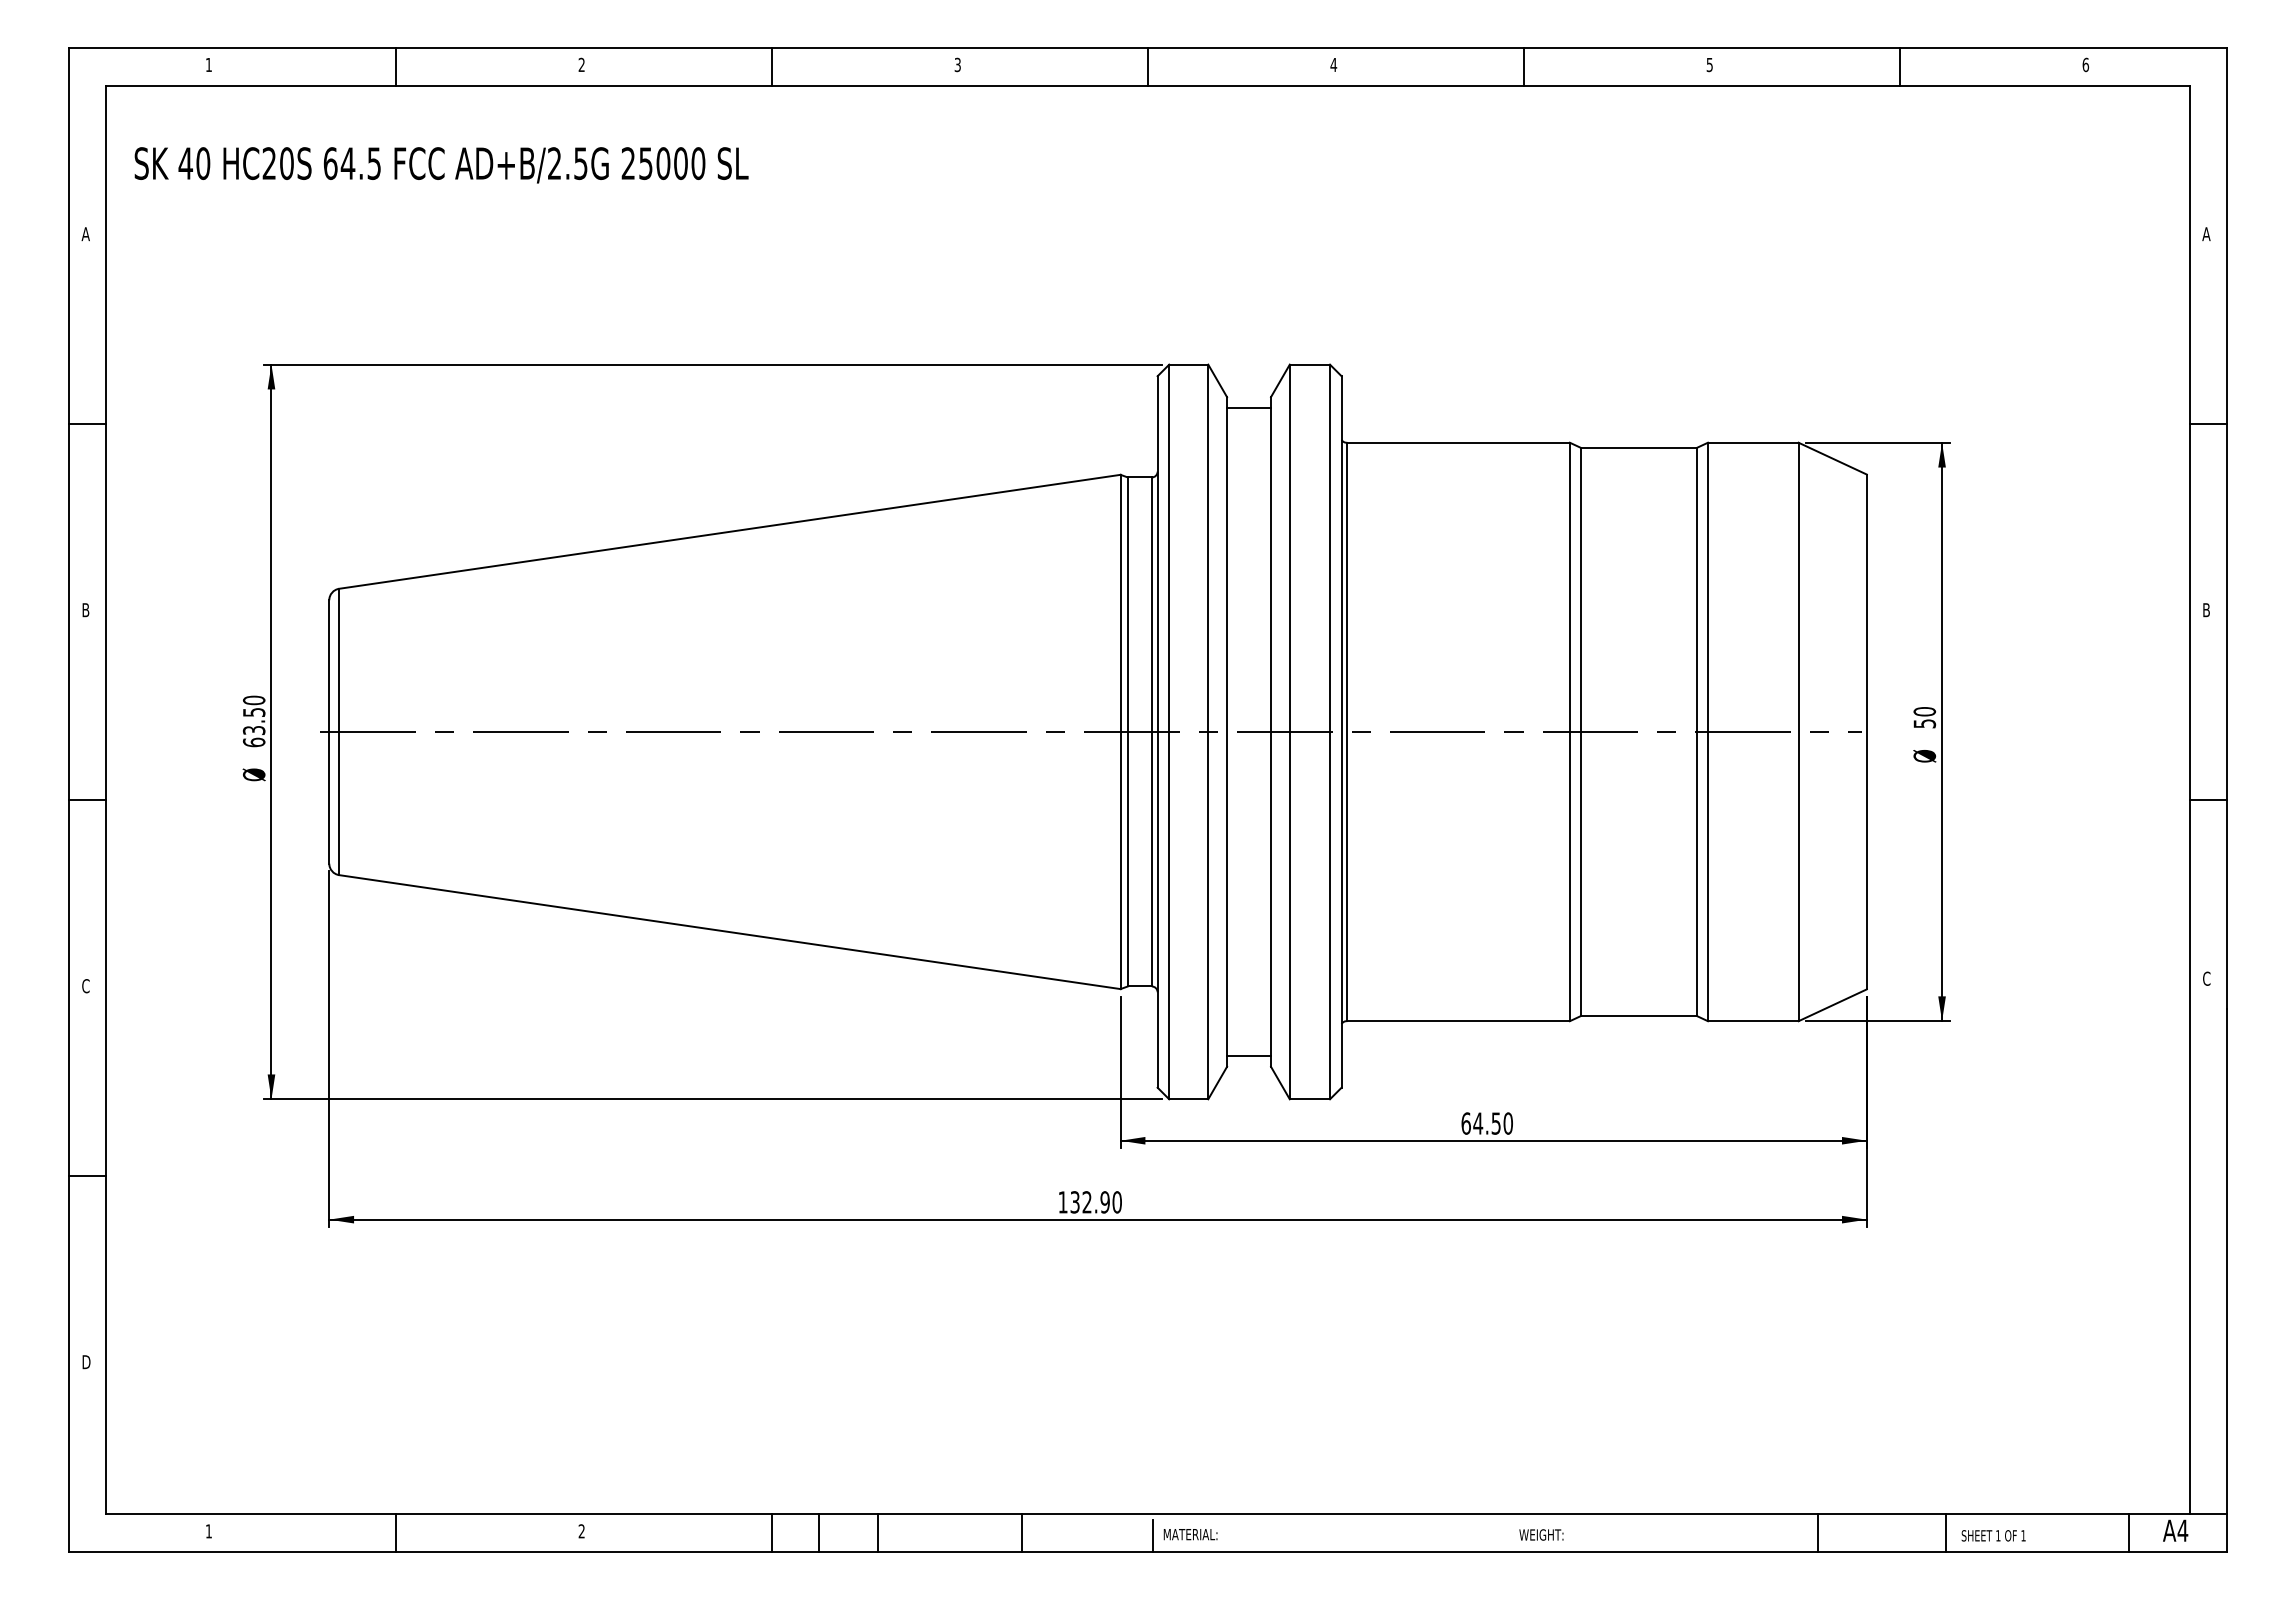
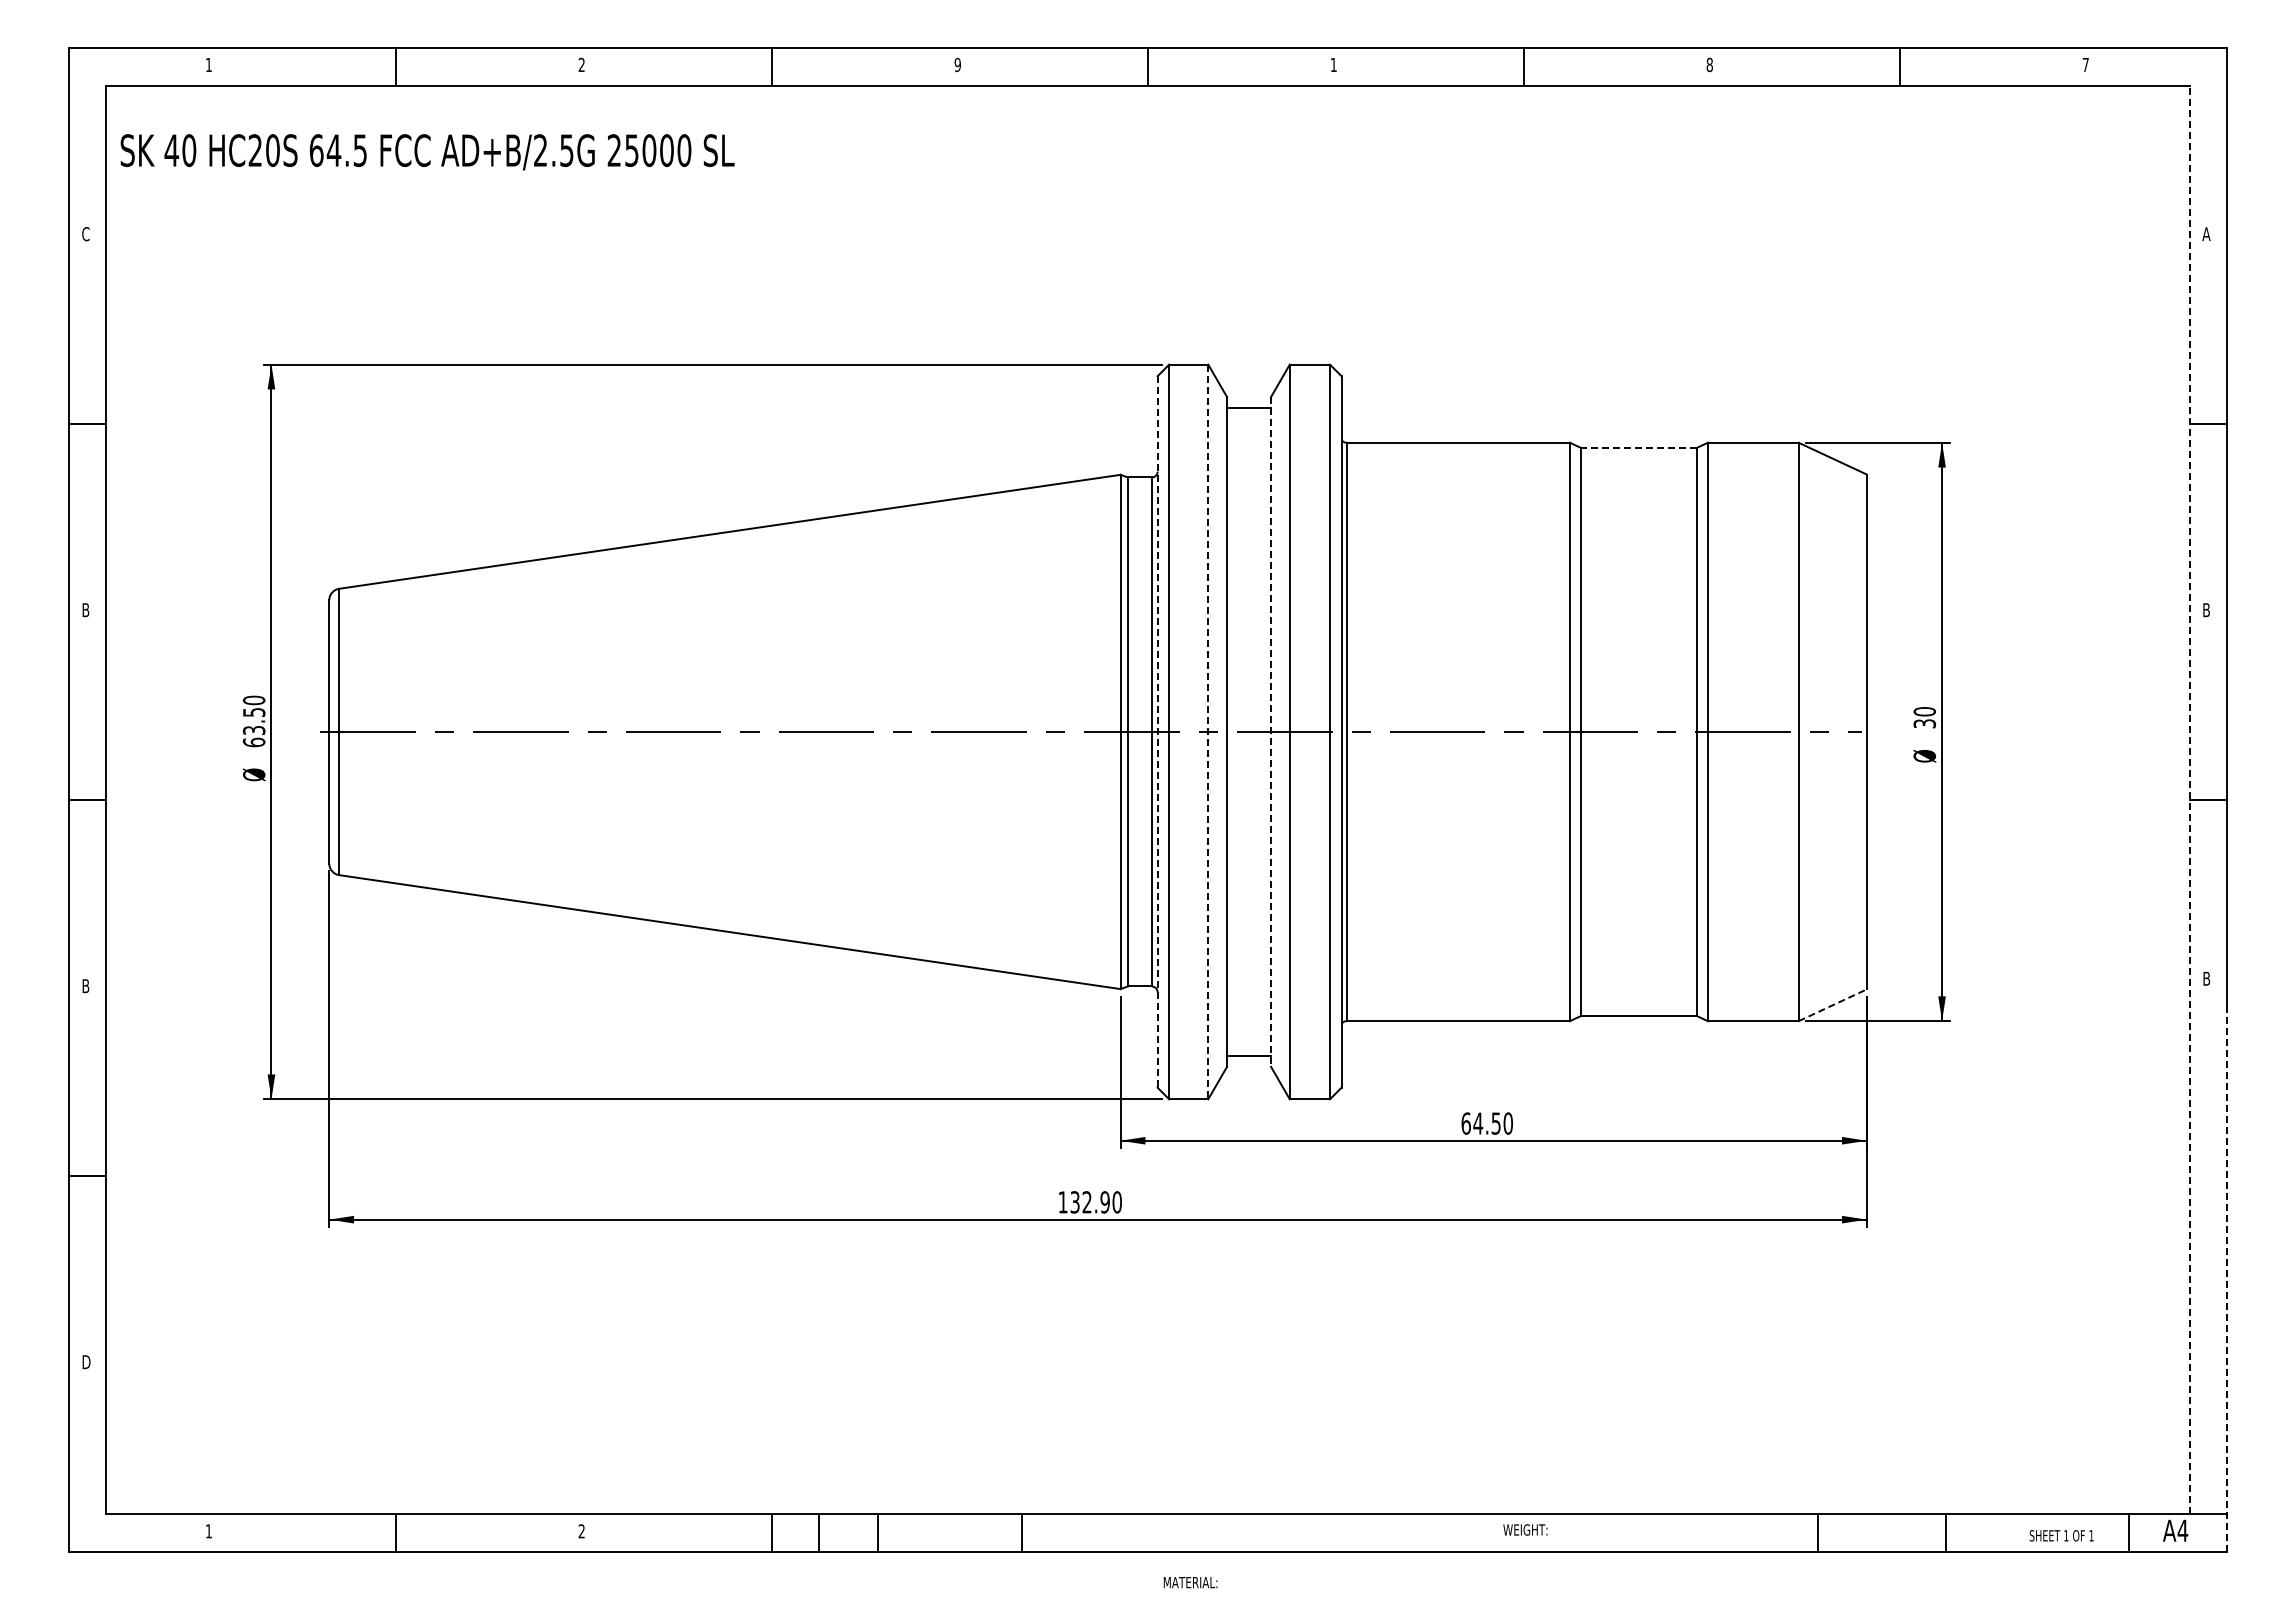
text: 3 -> 9 (957, 64)
text: 4 -> 1 (1333, 64)
text: 5 -> 8 (1709, 64)
text: 6 -> 7 (2085, 64)
text position: (441, 165) -> (427, 152) (427, 152)
text: A -> C (85, 234)
line: solid -> dashed (1638, 447)
text: 50 -> 30 (1924, 723)
line: solid -> dashed (1157, 731)
line: solid -> dashed (1271, 731)
line: solid -> dashed (1208, 732)
line: solid -> dashed (2189, 799)
text: C -> B (2206, 978)
text: C -> B (85, 986)
line: solid -> dashed (1832, 1005)
line: solid -> dashed (2227, 1280)
text position: (1190, 1534) -> (1190, 1582) (1190, 1582)
text position: (1541, 1534) -> (1525, 1529) (1525, 1529)
text position: (1993, 1535) -> (2061, 1535) (2061, 1535)
line: present -> none (1153, 1536)
